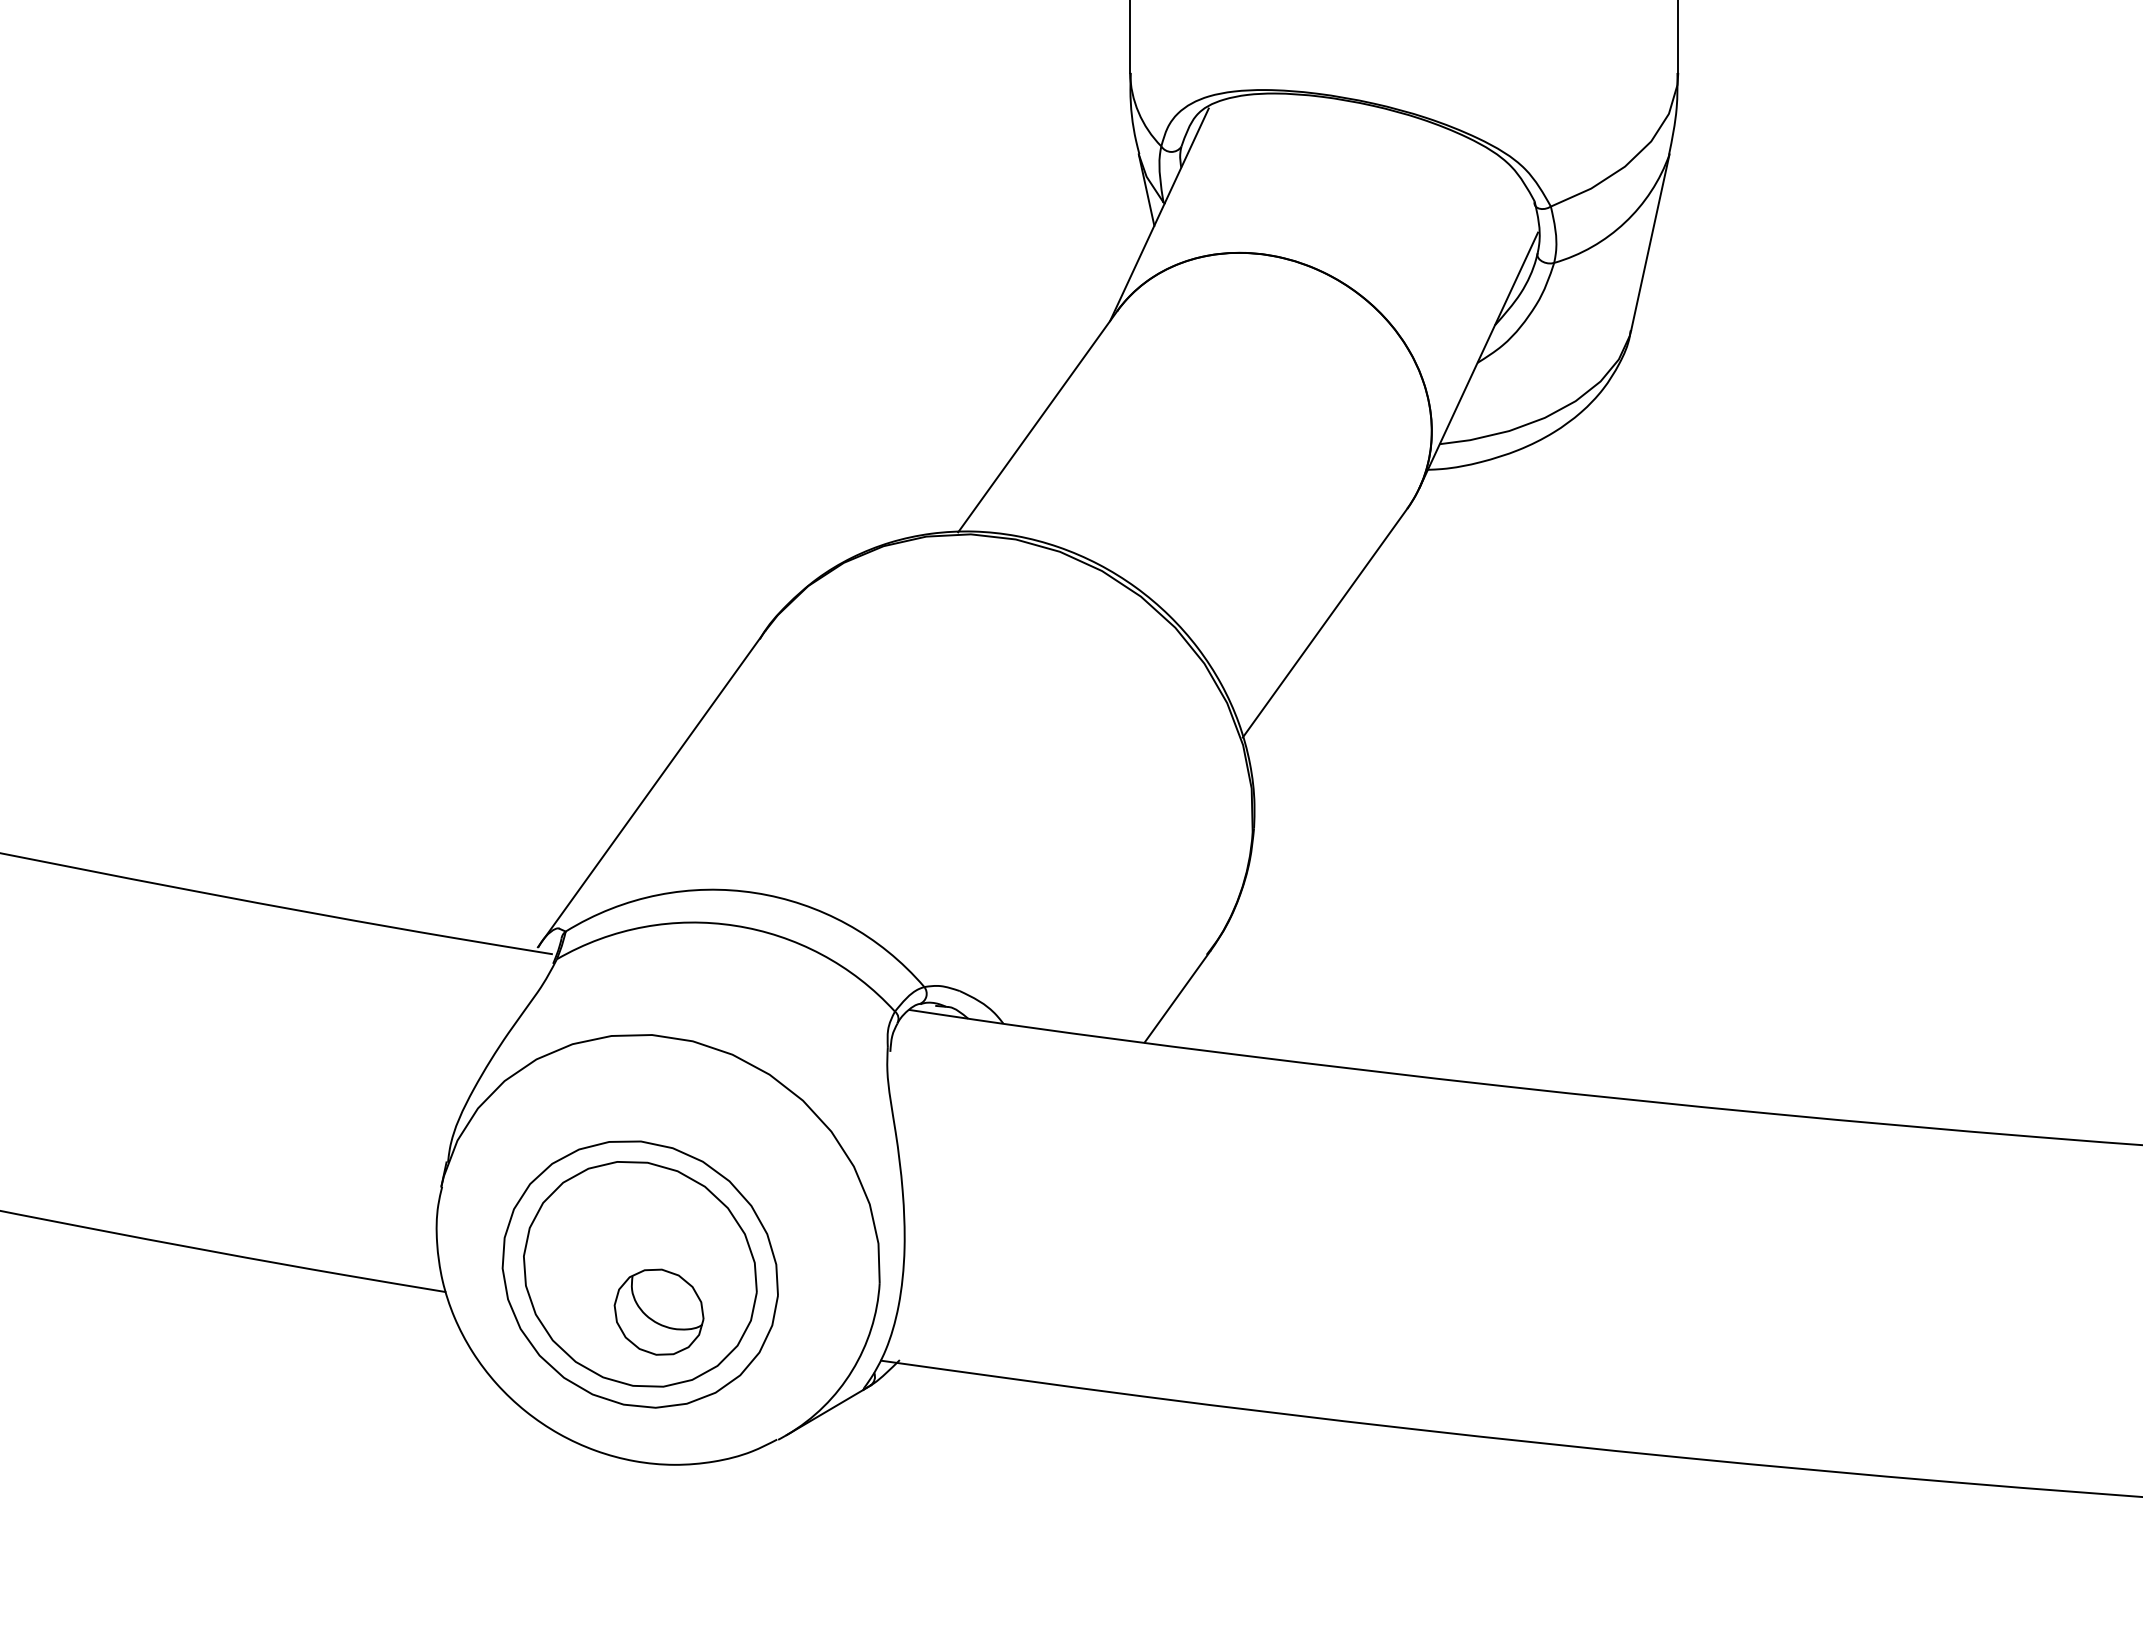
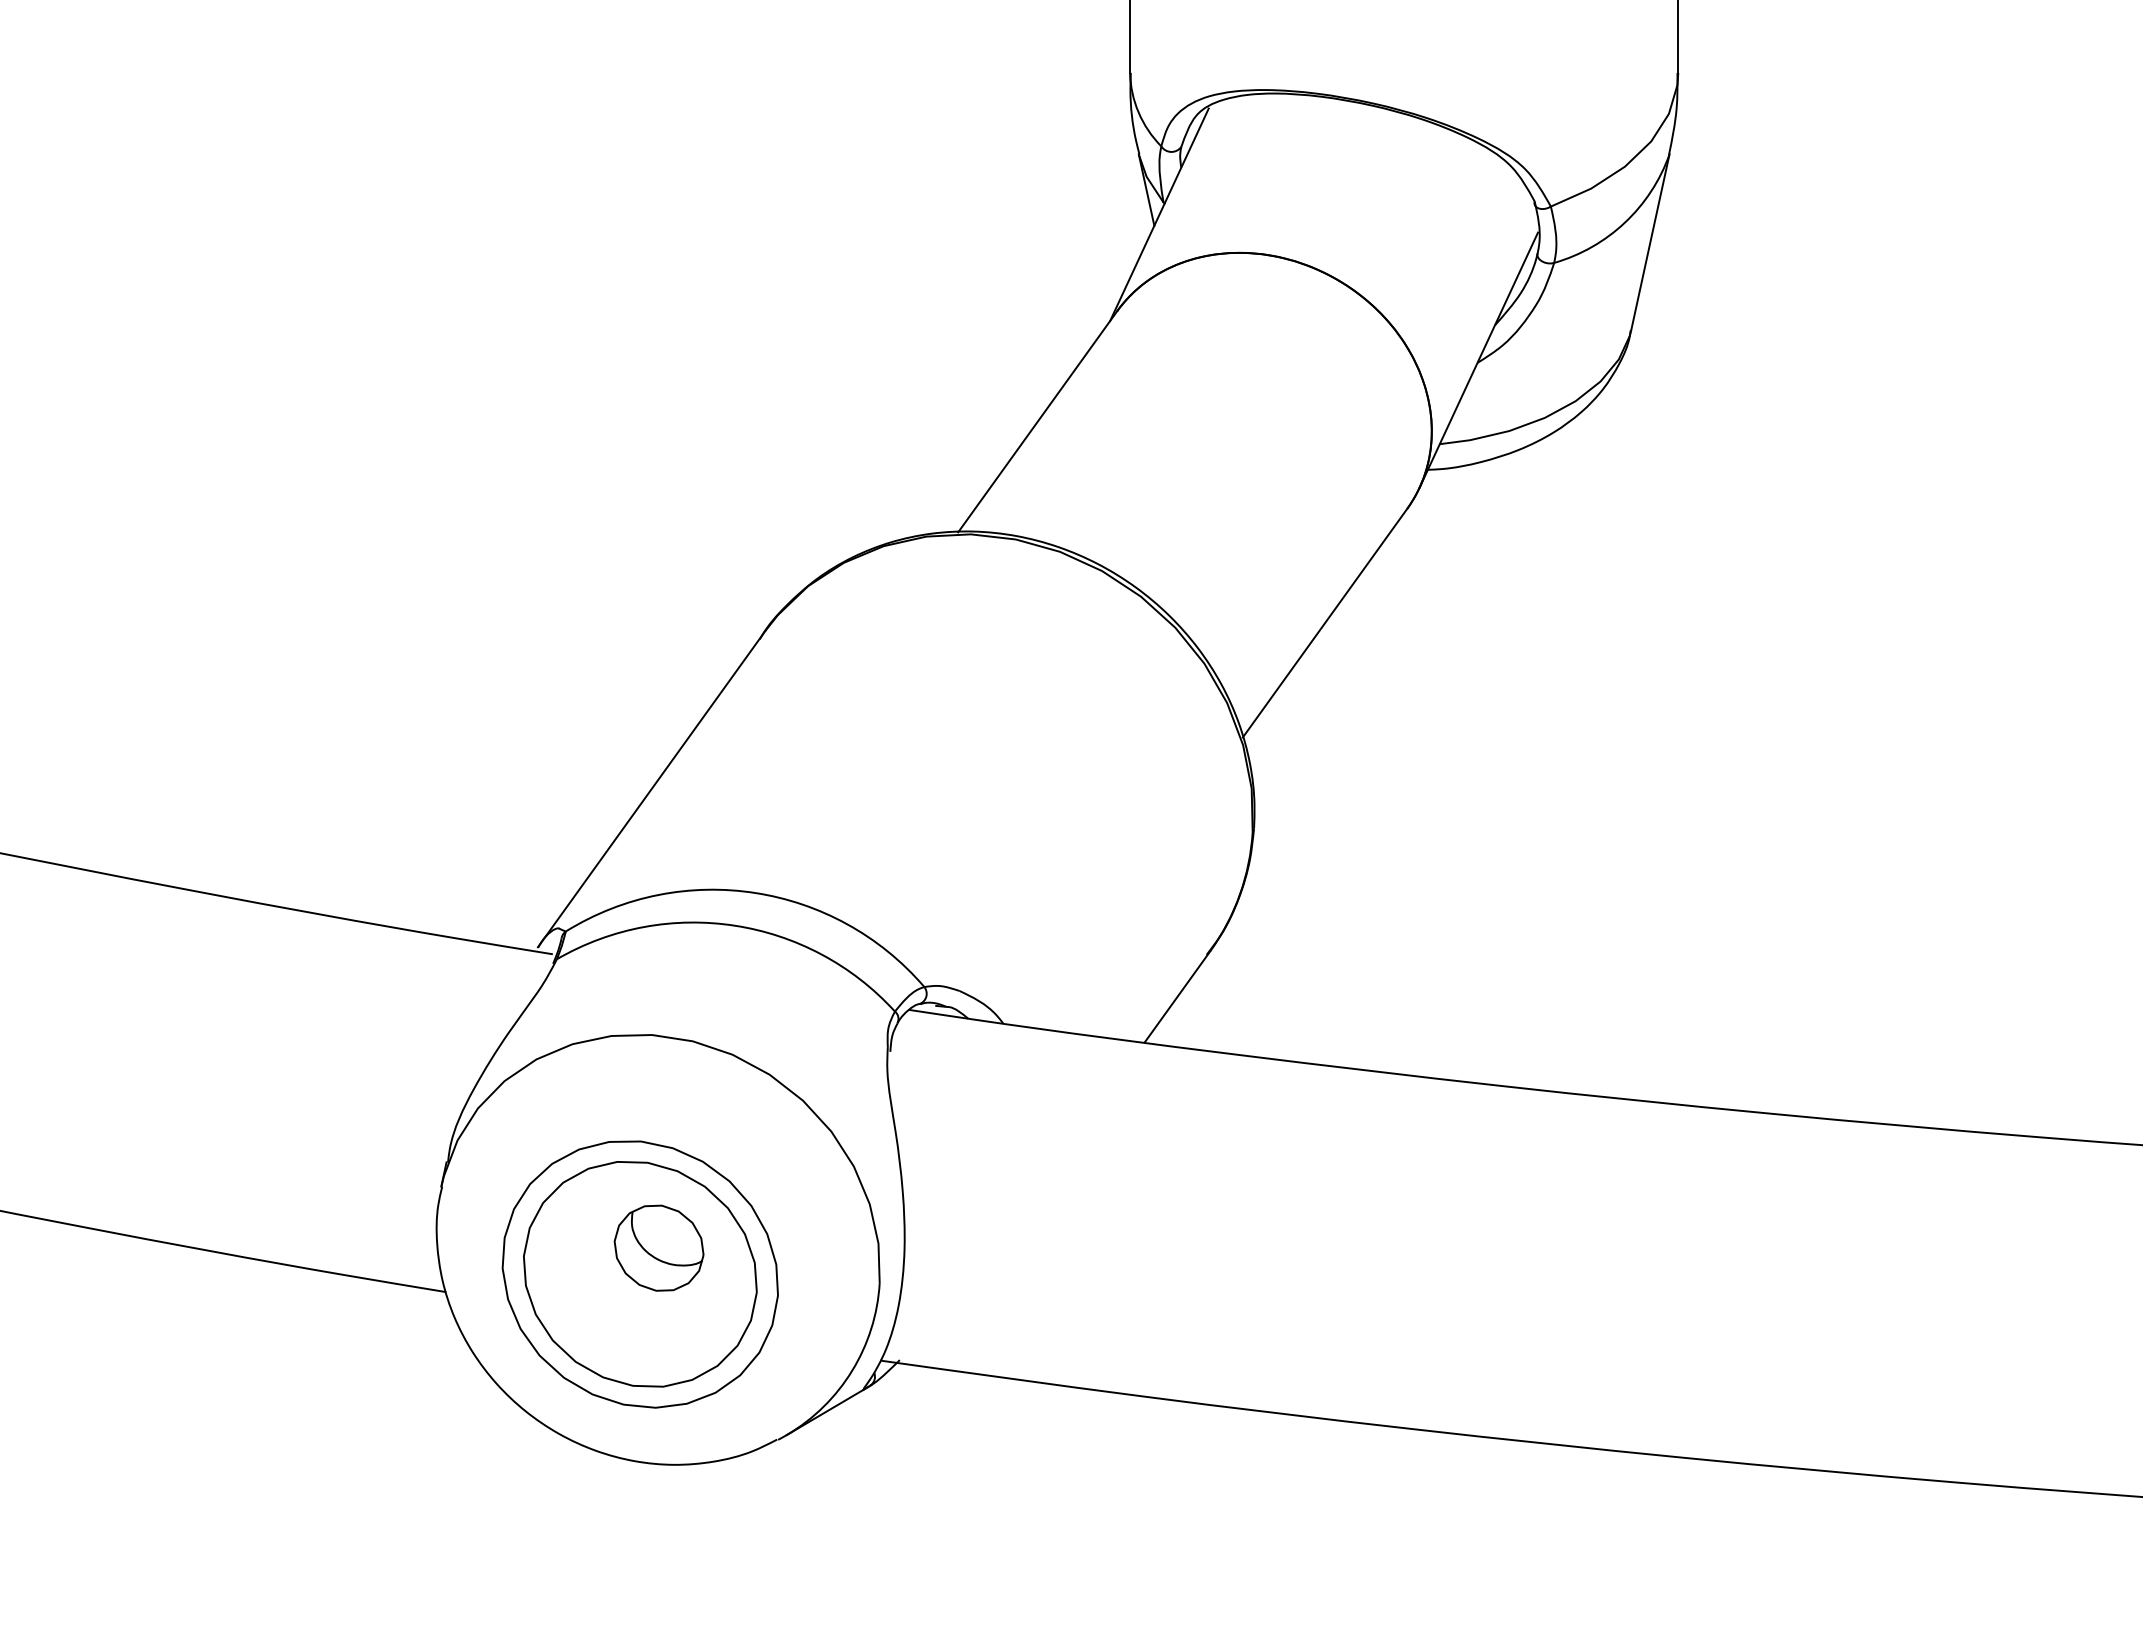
part position: (658, 1311) -> (658, 1247) (658, 1247)
